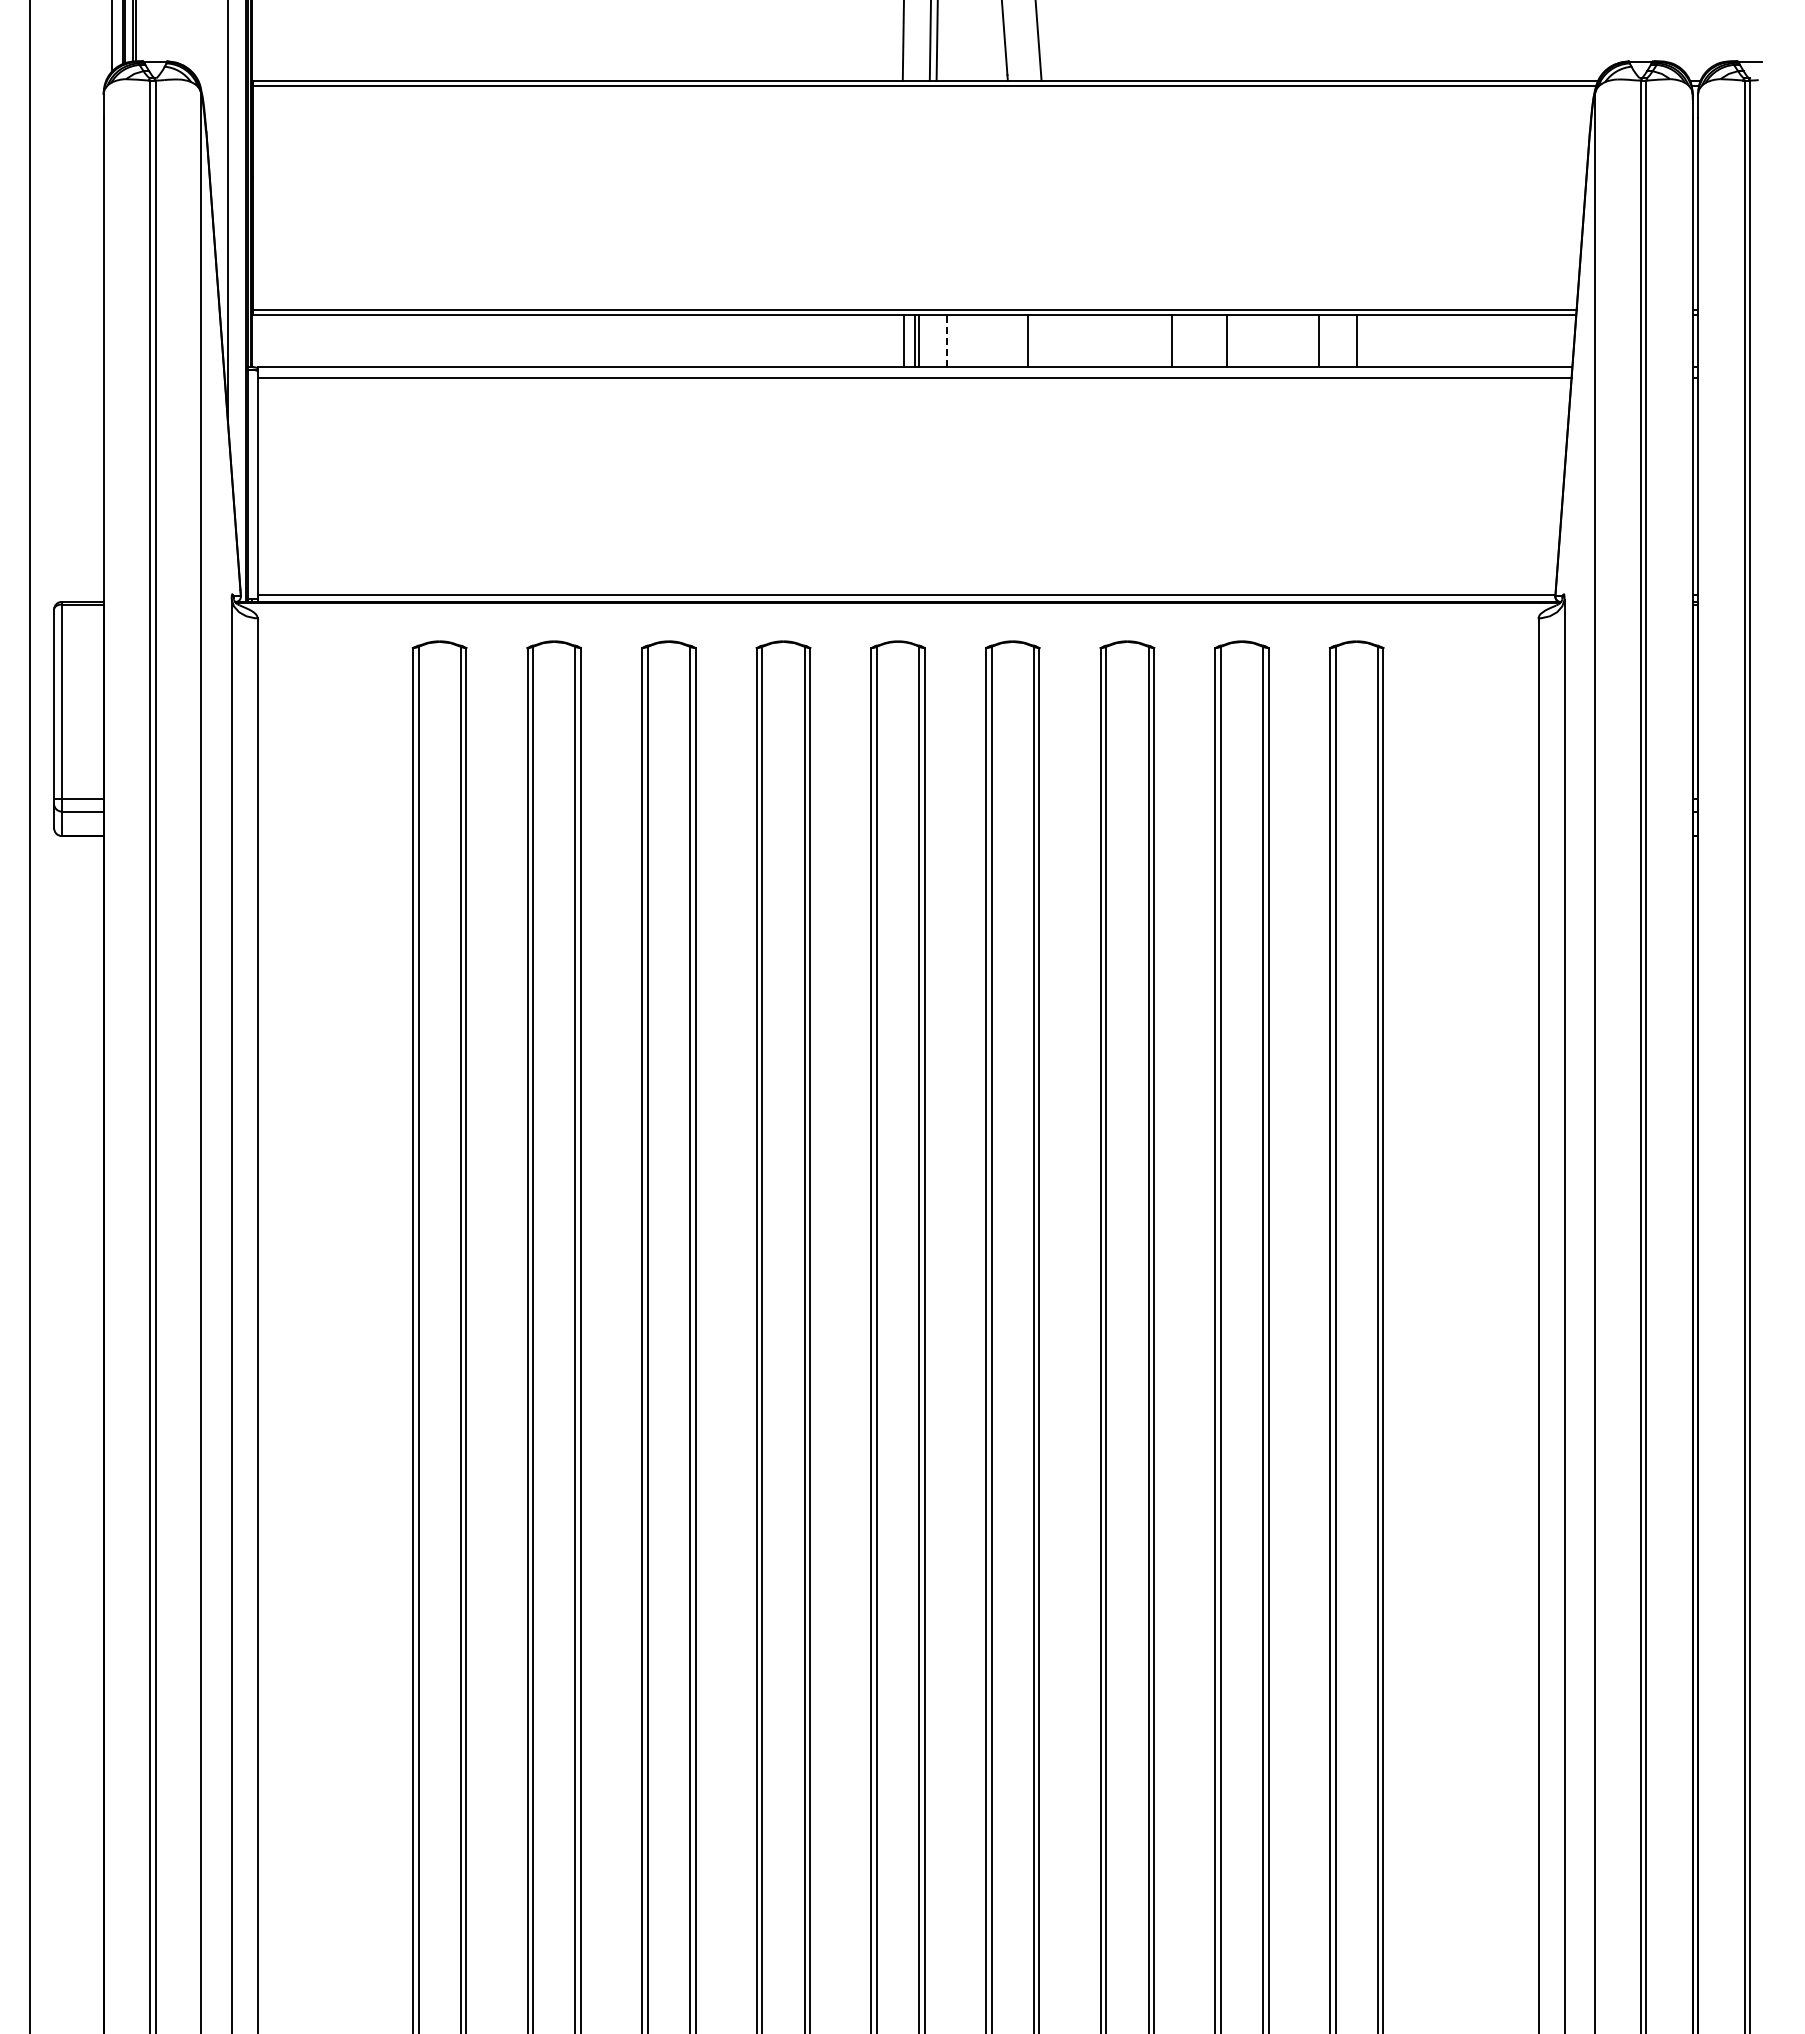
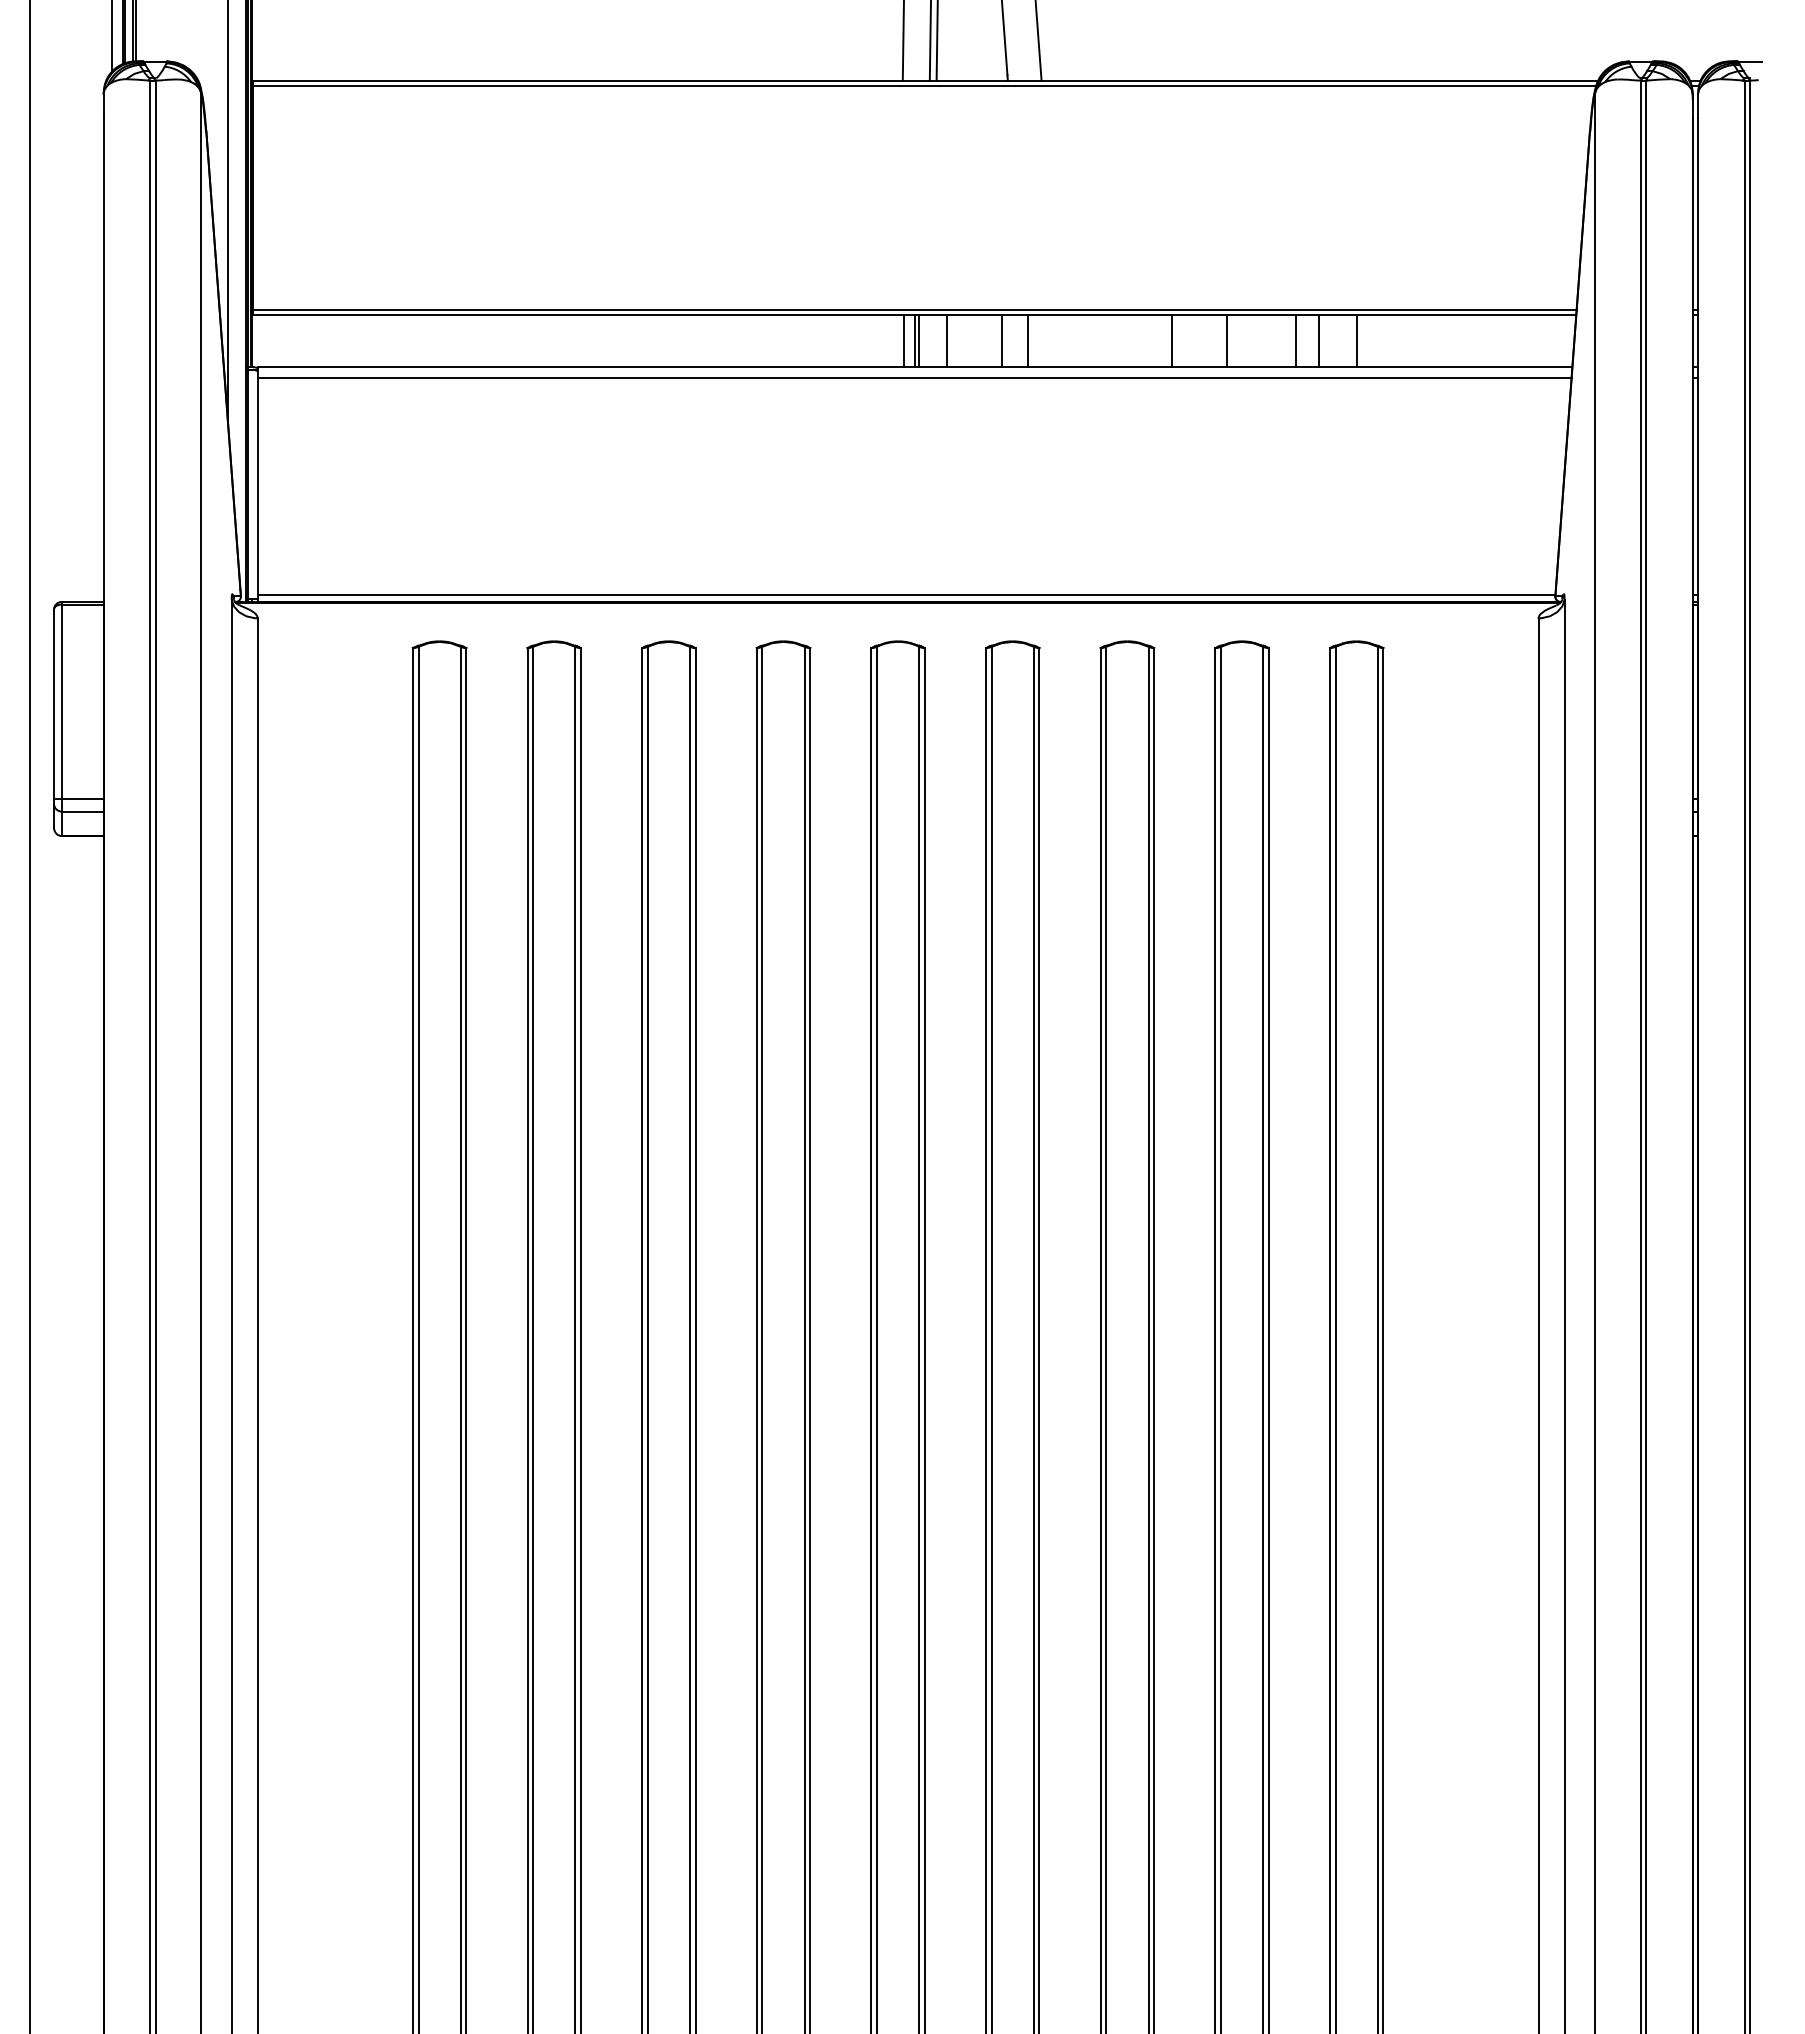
line: dashed -> solid (946, 341)
line: none -> present (1002, 341)
line: none -> present (1295, 341)
